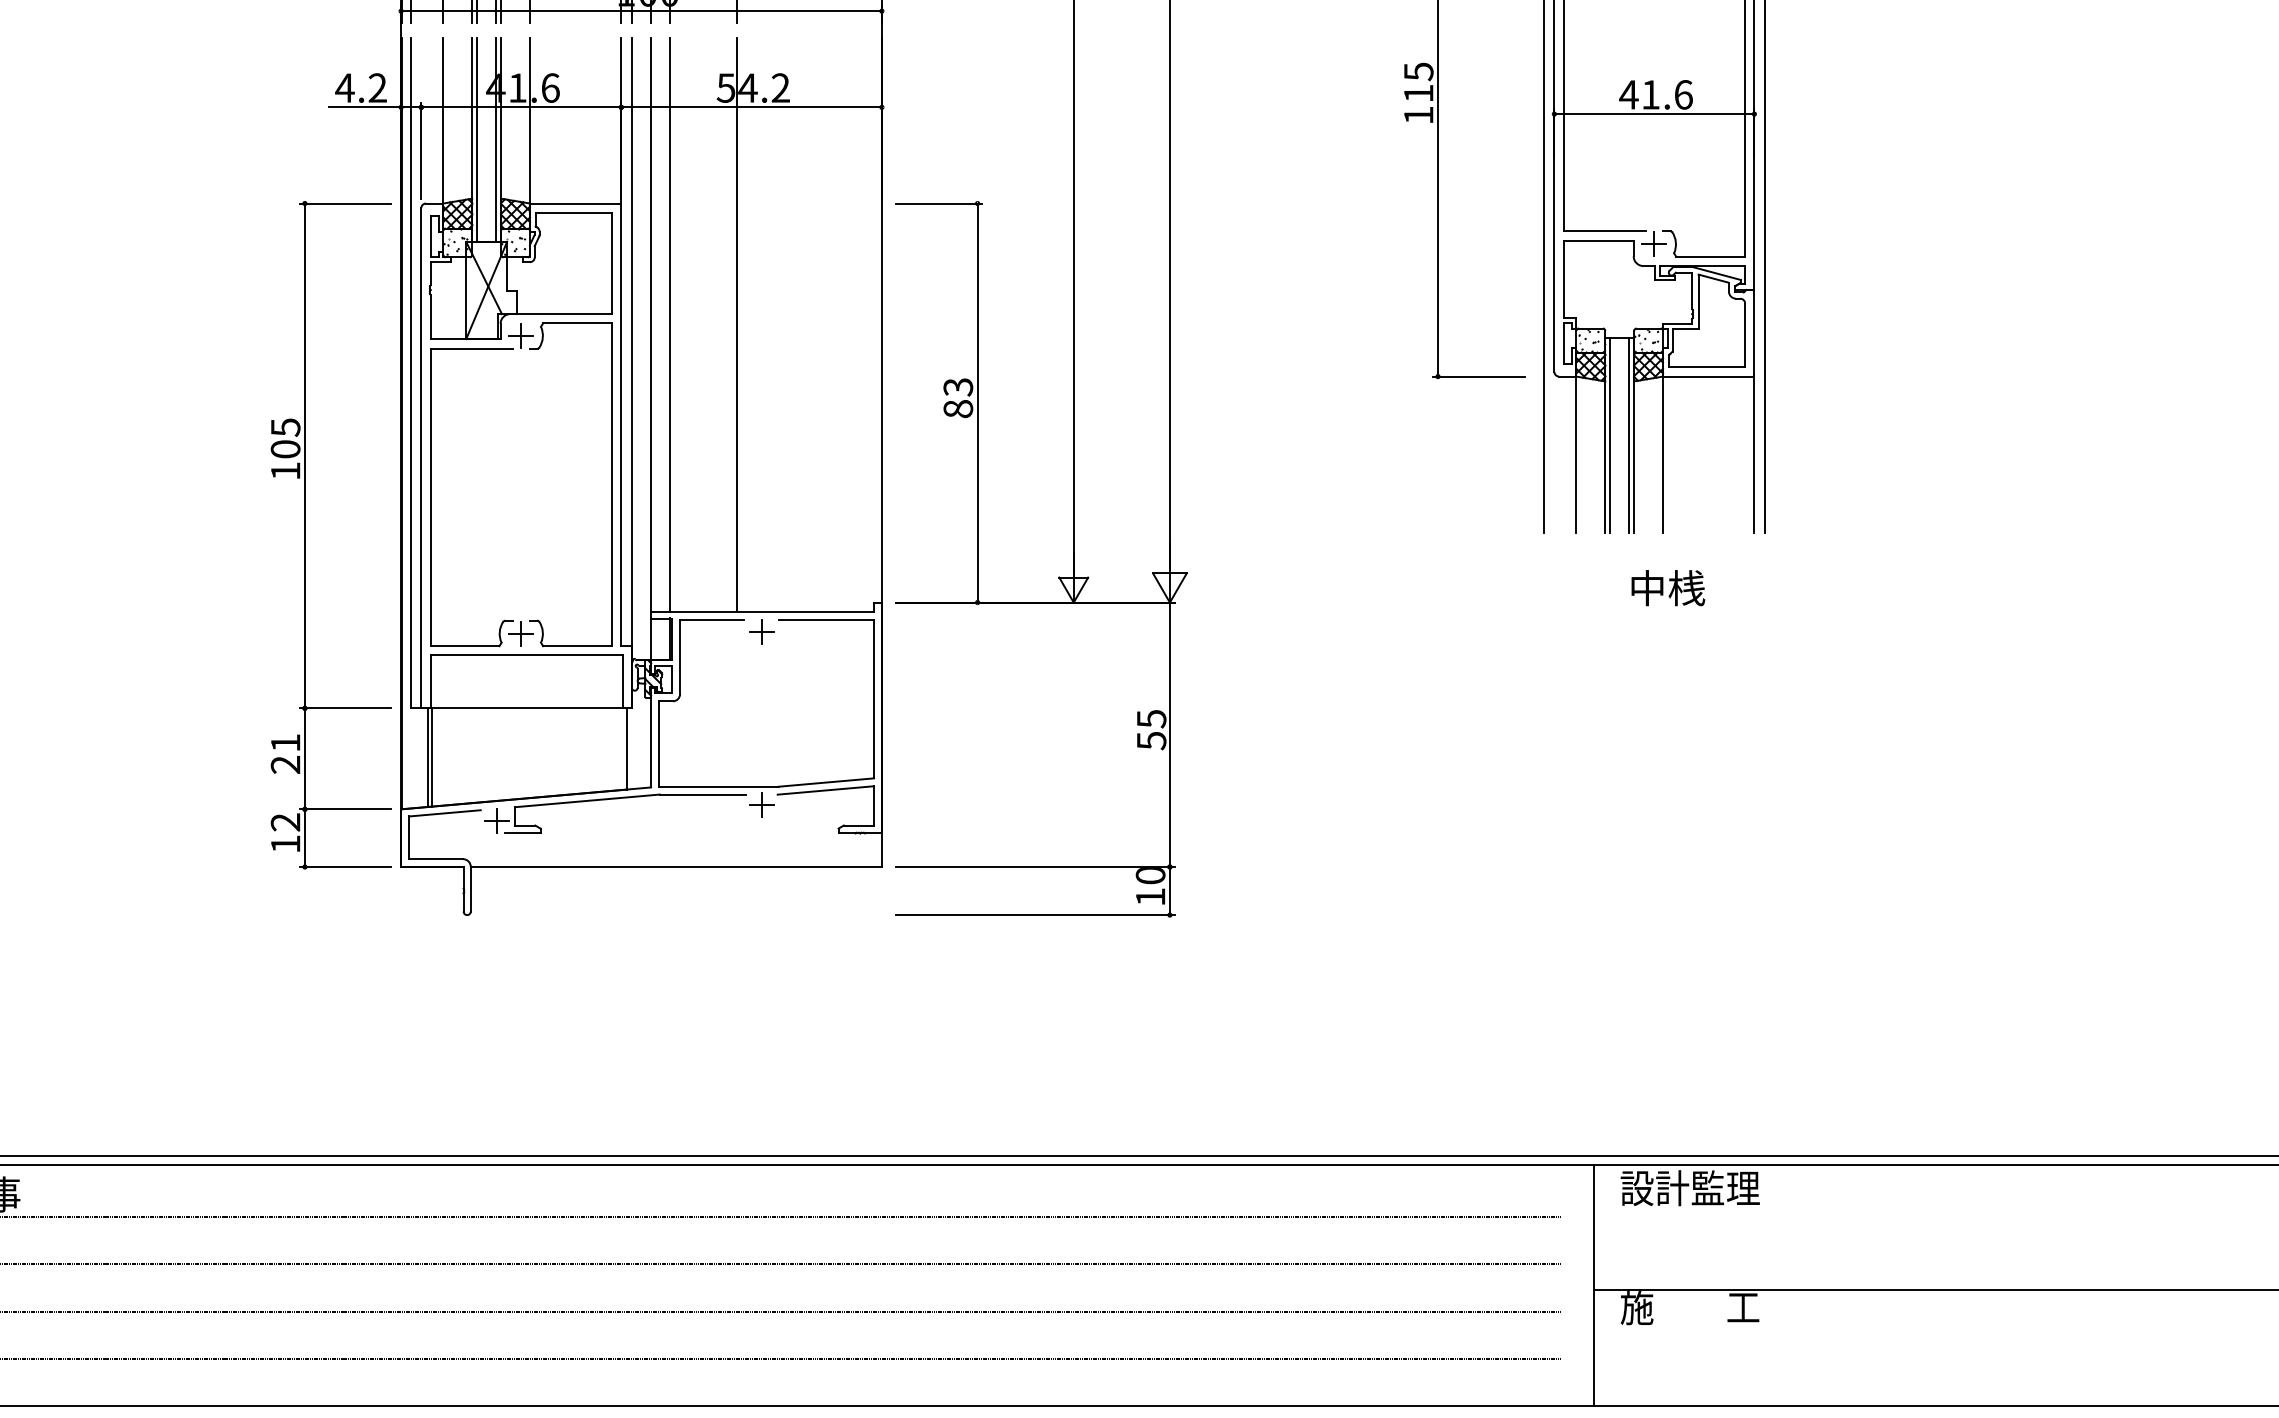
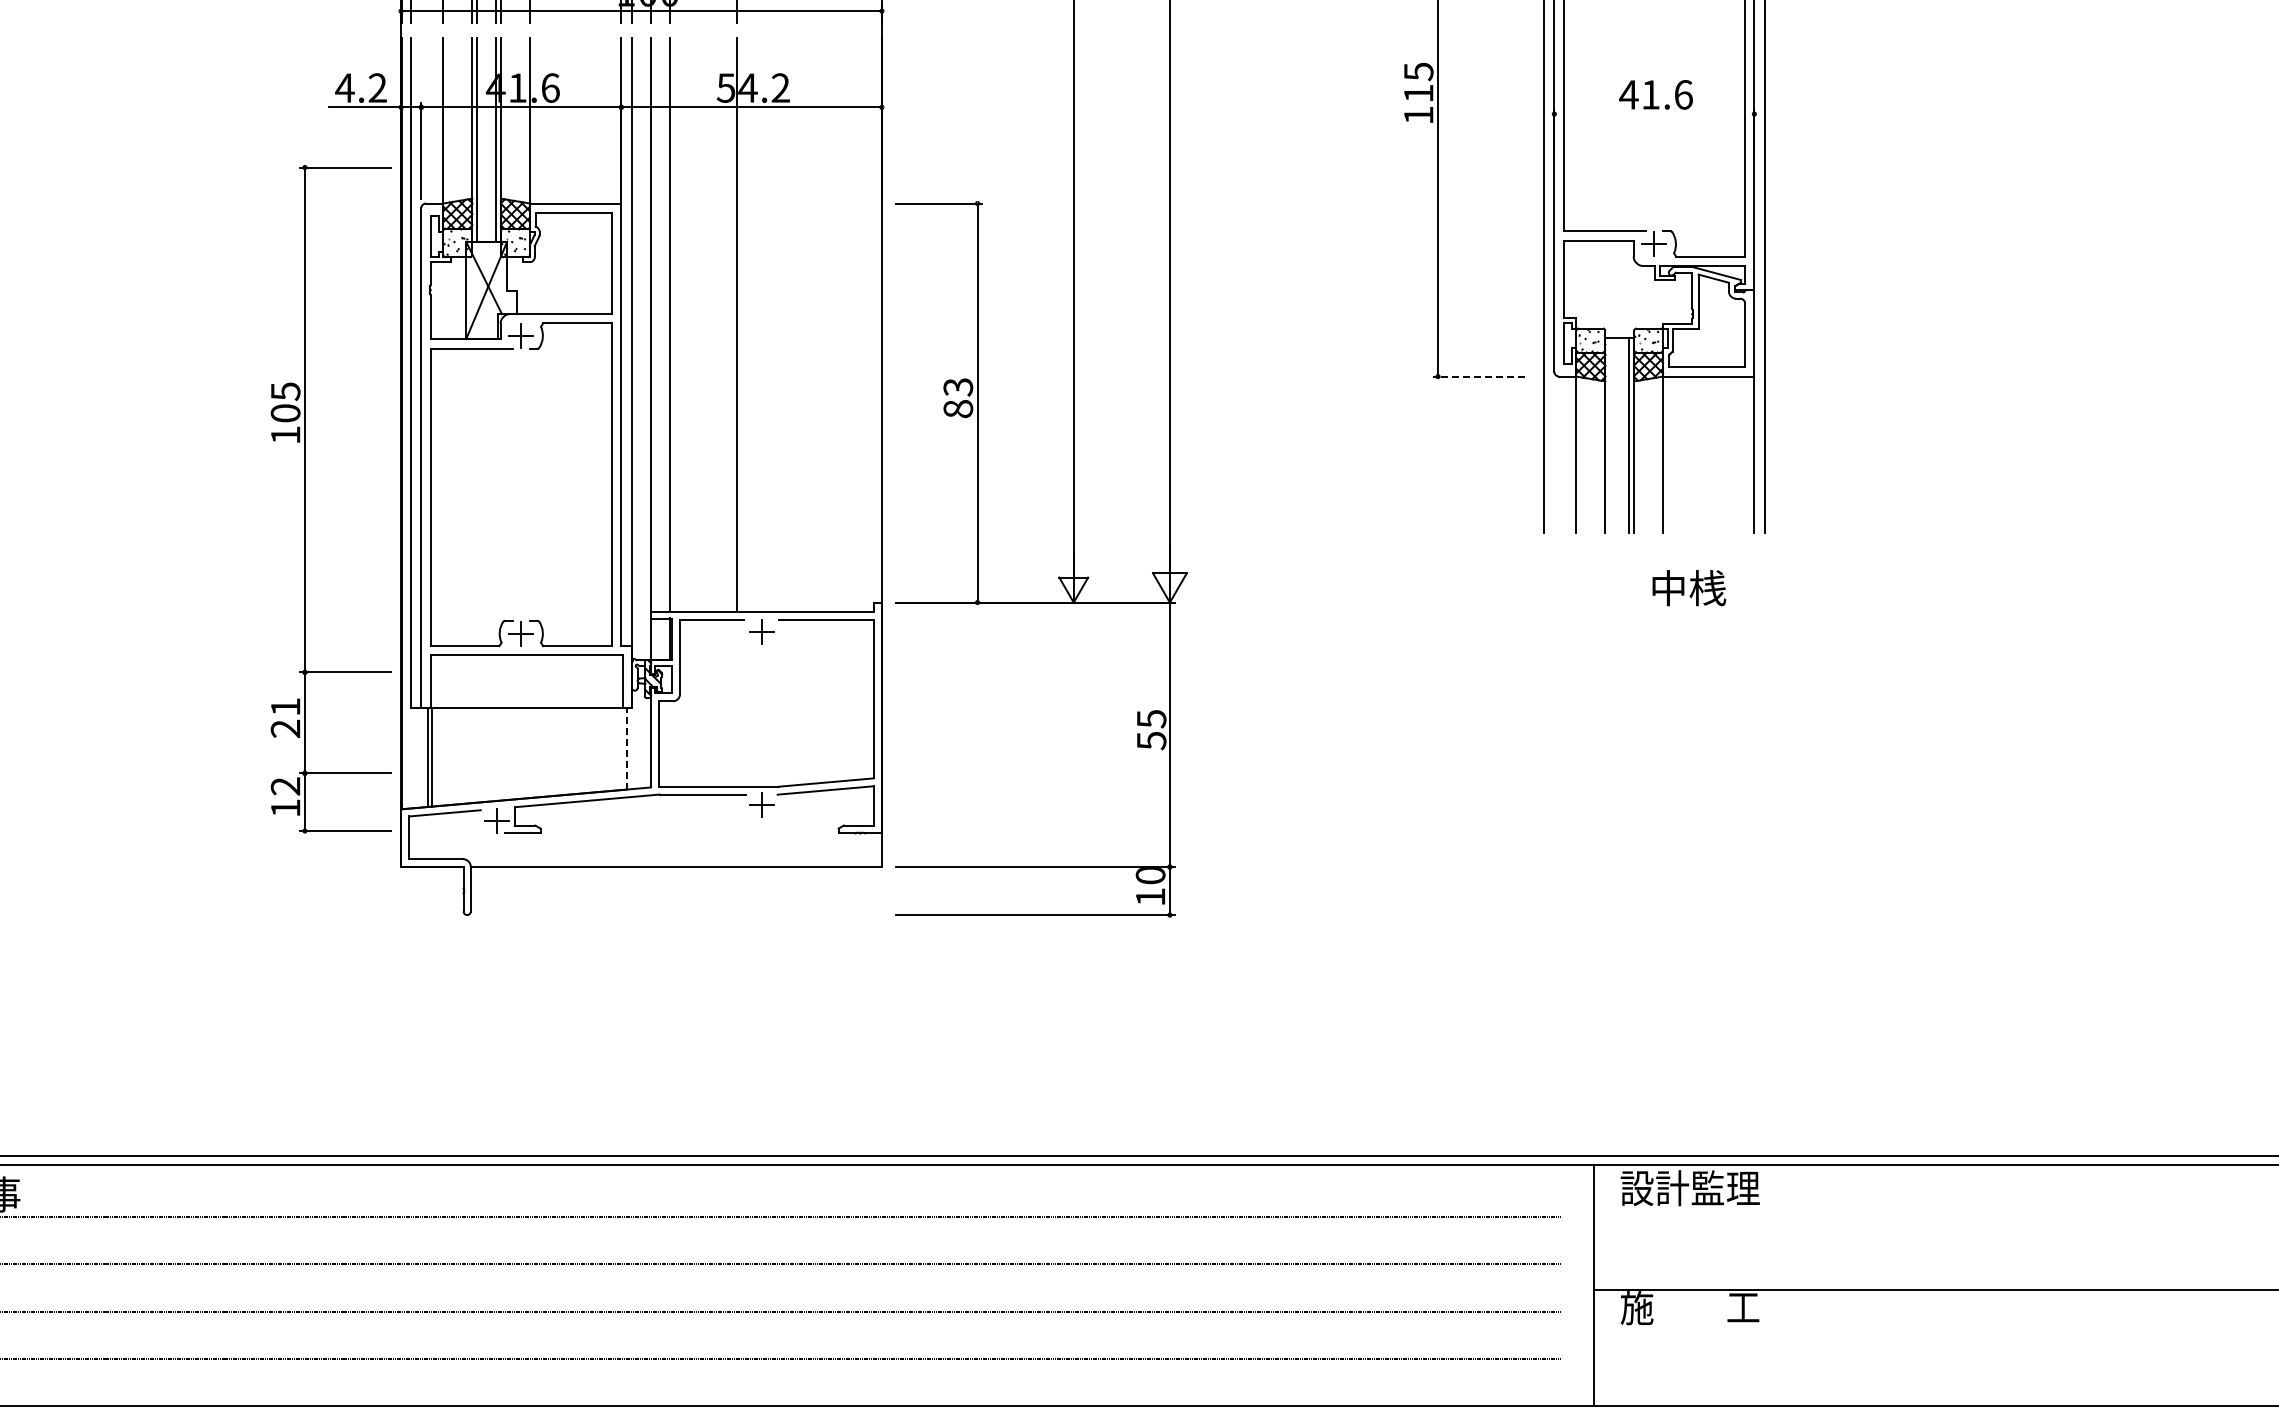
line: present -> none (1654, 114)
line: solid -> dashed (1478, 376)
line: present -> none (1610, 435)
part position: (305, 535) -> (305, 499) (305, 499)
text position: (1668, 588) -> (1689, 588) (1689, 588)
line: solid -> dashed (627, 748)
